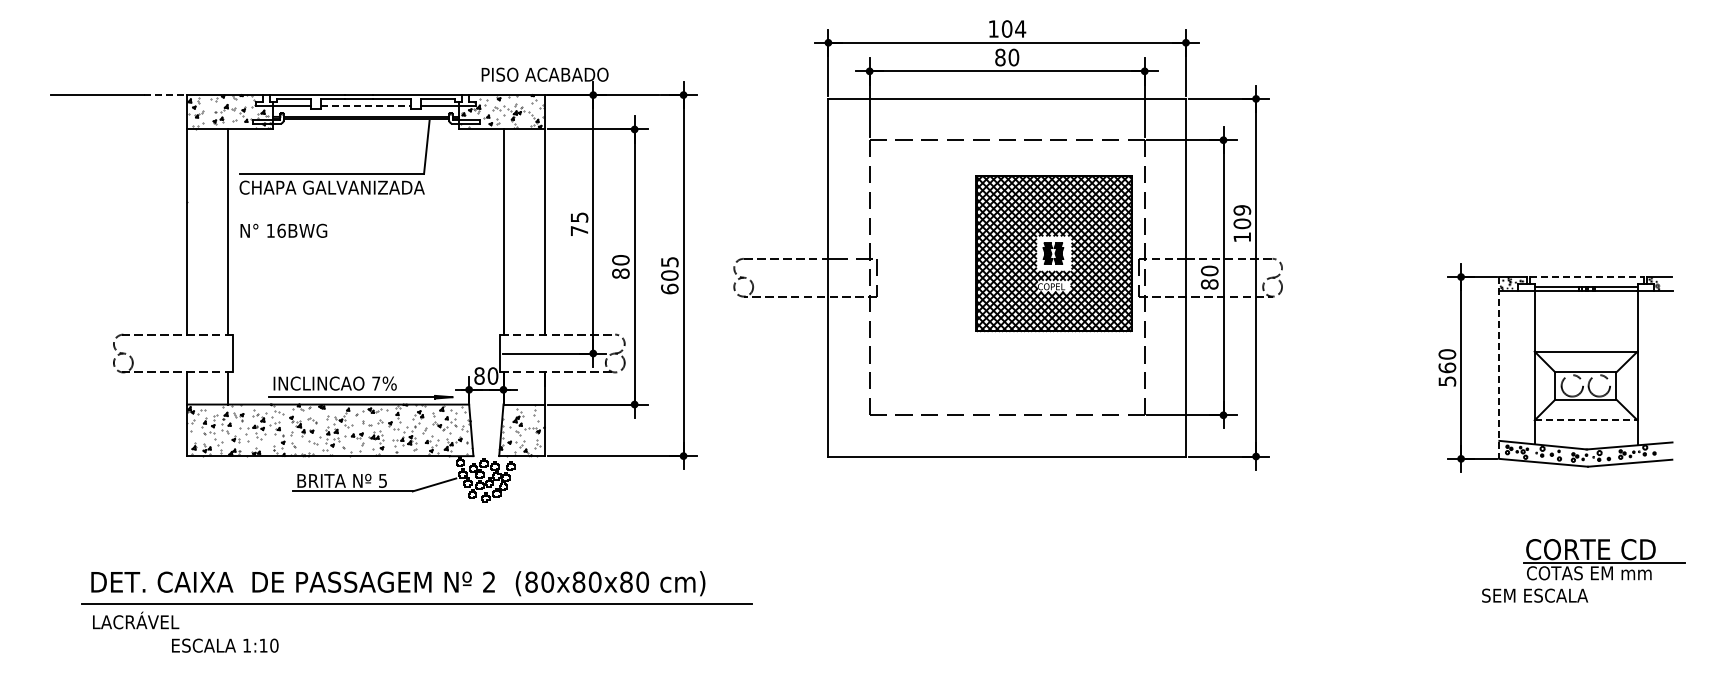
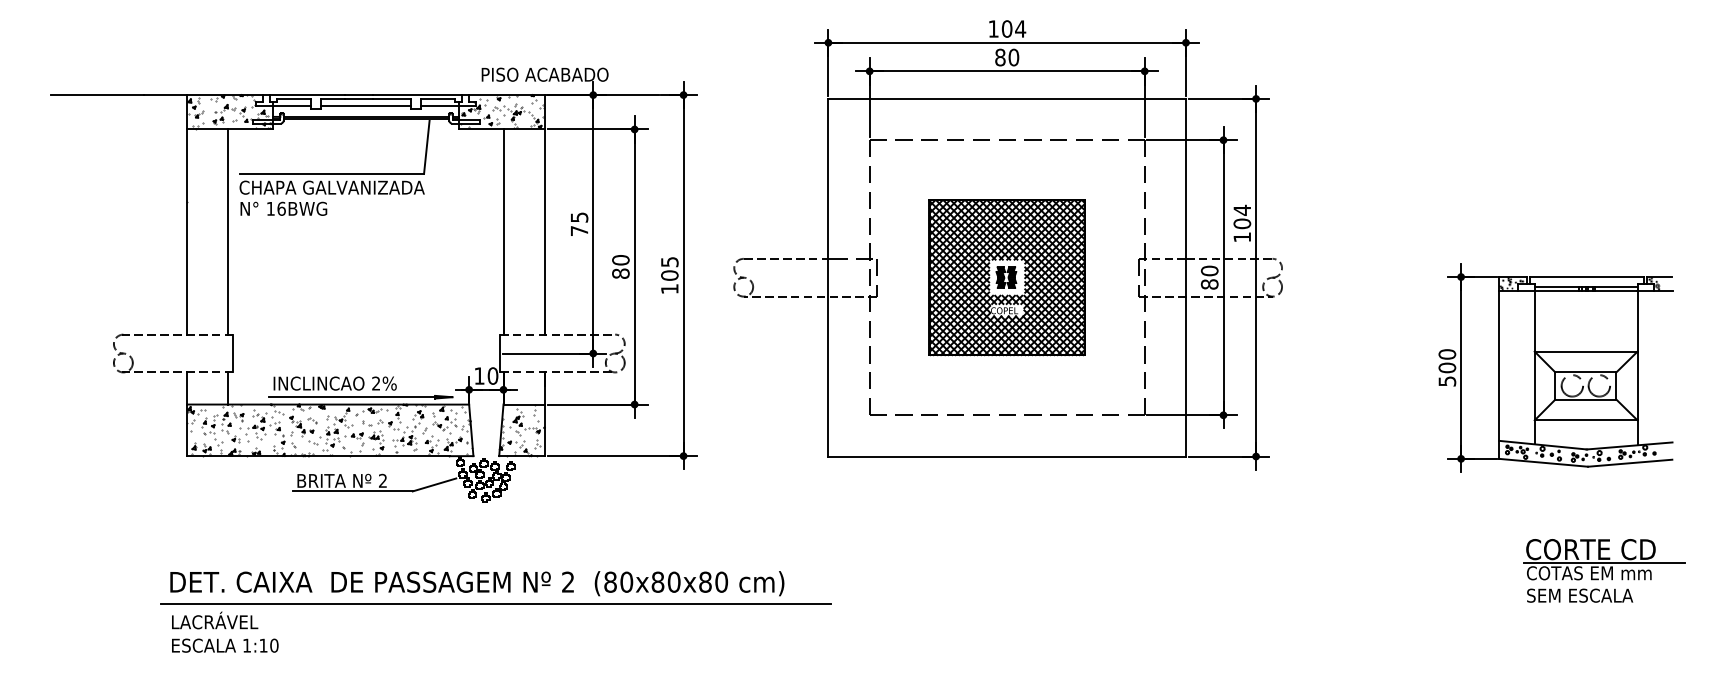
line: dashed -> solid (165, 95)
line: dashed -> solid (365, 105)
text: 109 -> 104 (1242, 209)
text position: (283, 230) -> (283, 208) (283, 208)
part position: (1053, 253) -> (1006, 277) (1006, 277)
line: dashed -> solid (1587, 277)
text: 605 -> 105 (669, 288)
text: 560 -> 500 (1446, 367)
line: dashed -> solid (1499, 367)
text: 80 -> 10 (479, 375)
text: 7% -> 2% (376, 383)
line: dashed -> solid (1586, 420)
text: 5 -> 2 (382, 480)
text position: (1535, 595) -> (1580, 595) (1580, 595)
part position: (416, 600) -> (495, 600) (495, 600)
